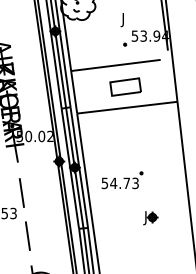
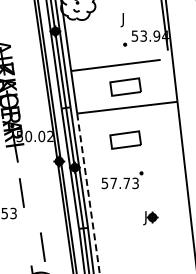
part: none -> present (125, 139)
text: 54.73 -> 57.73 (113, 182)
line: solid -> dashed (88, 193)
line position: (27, 235) -> (42, 246) (42, 246)
